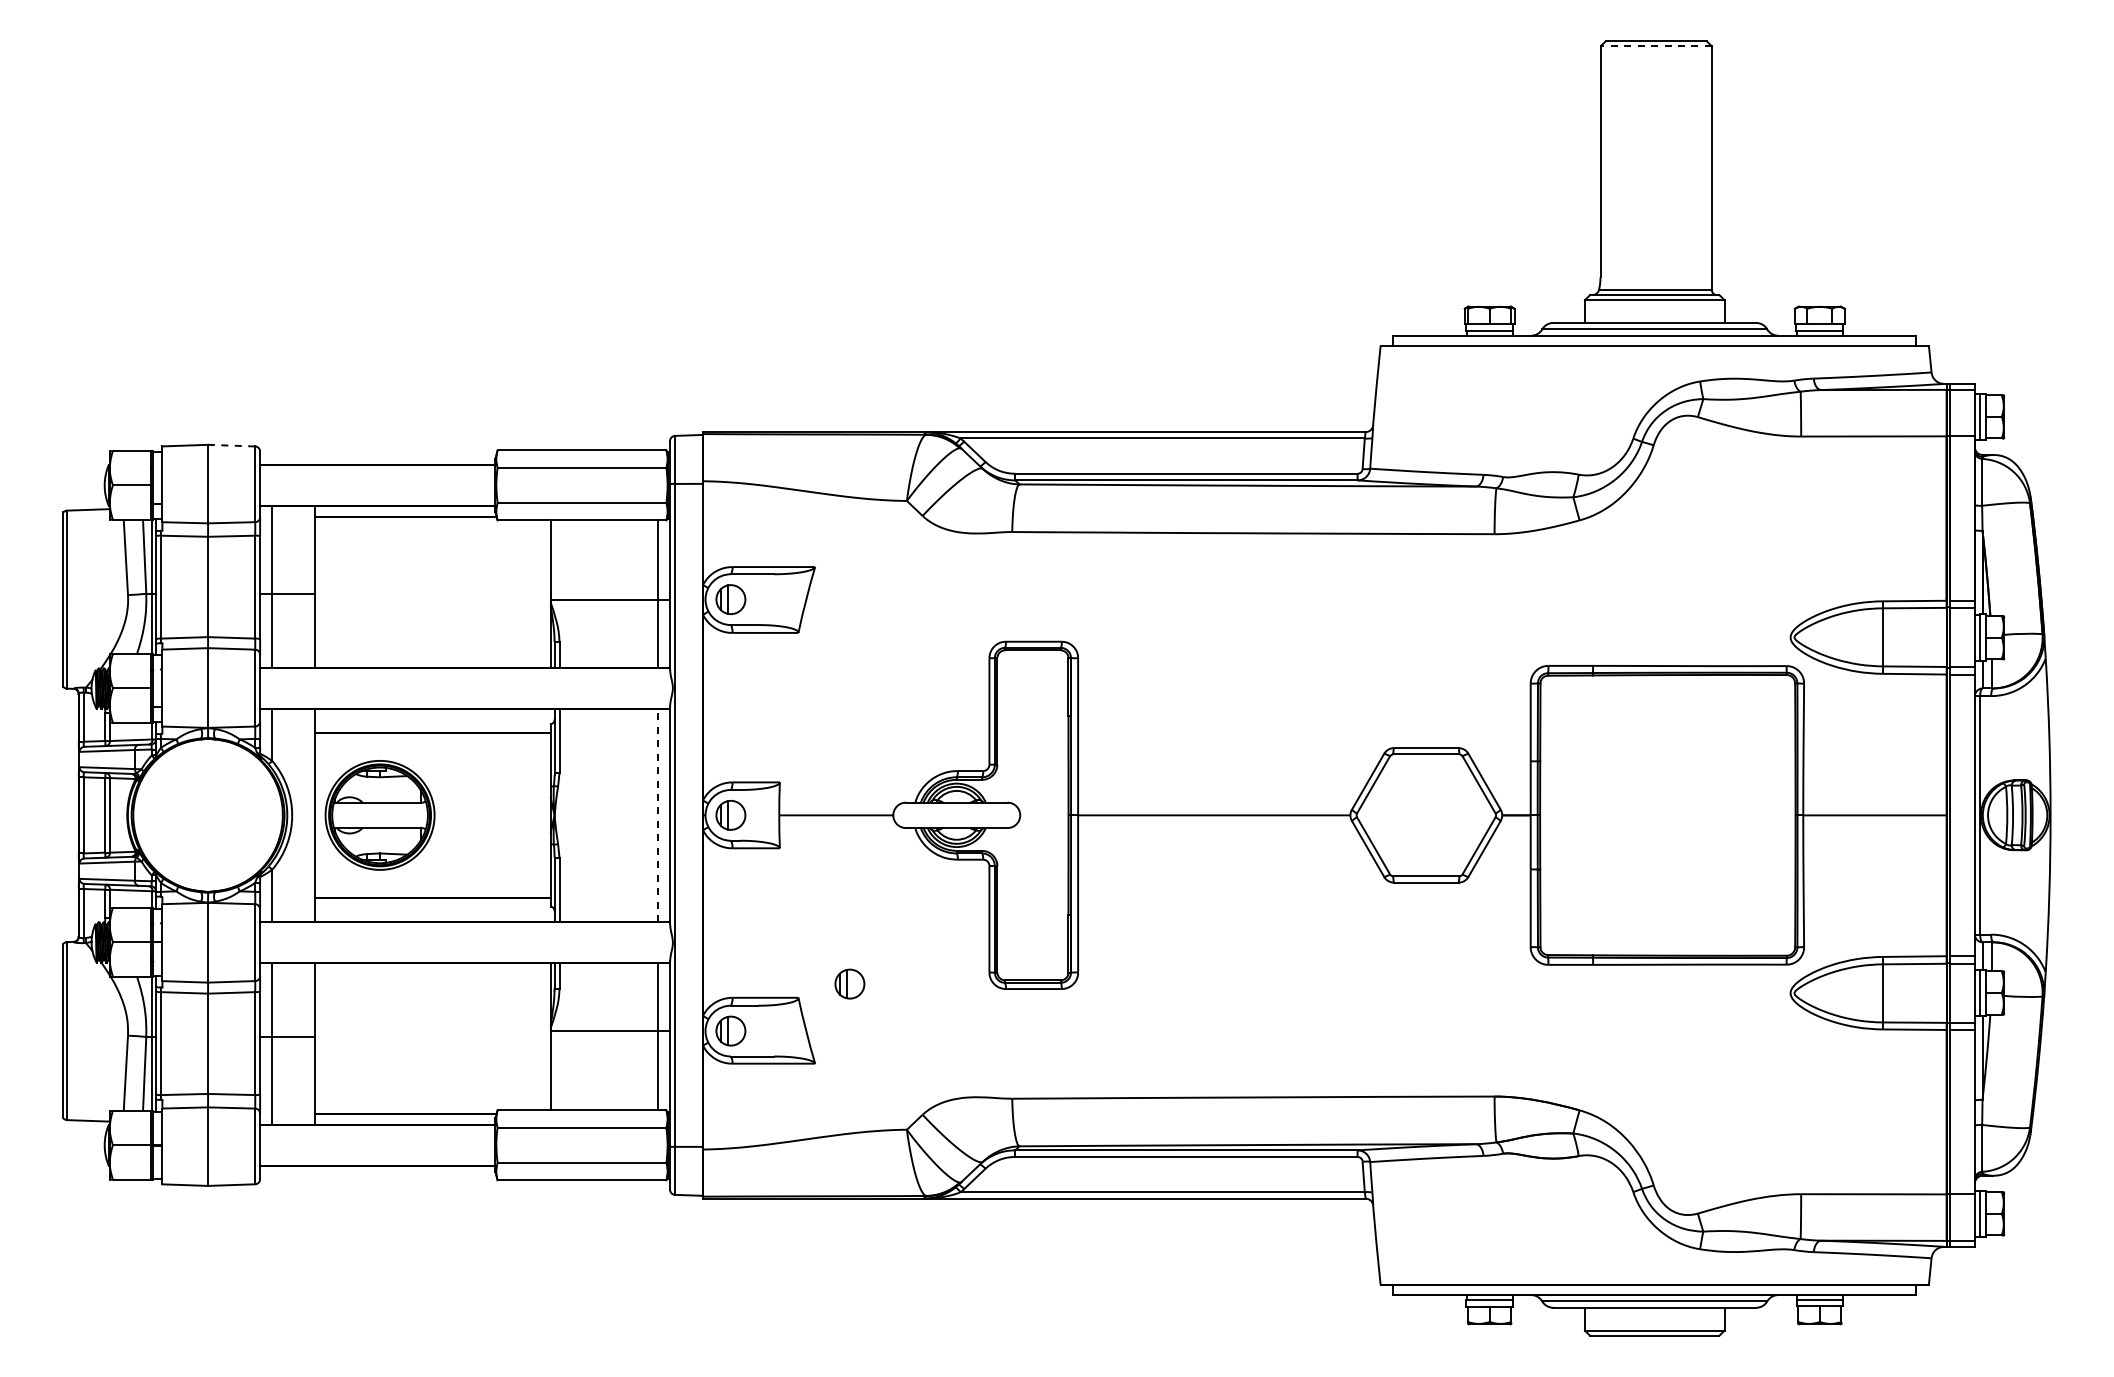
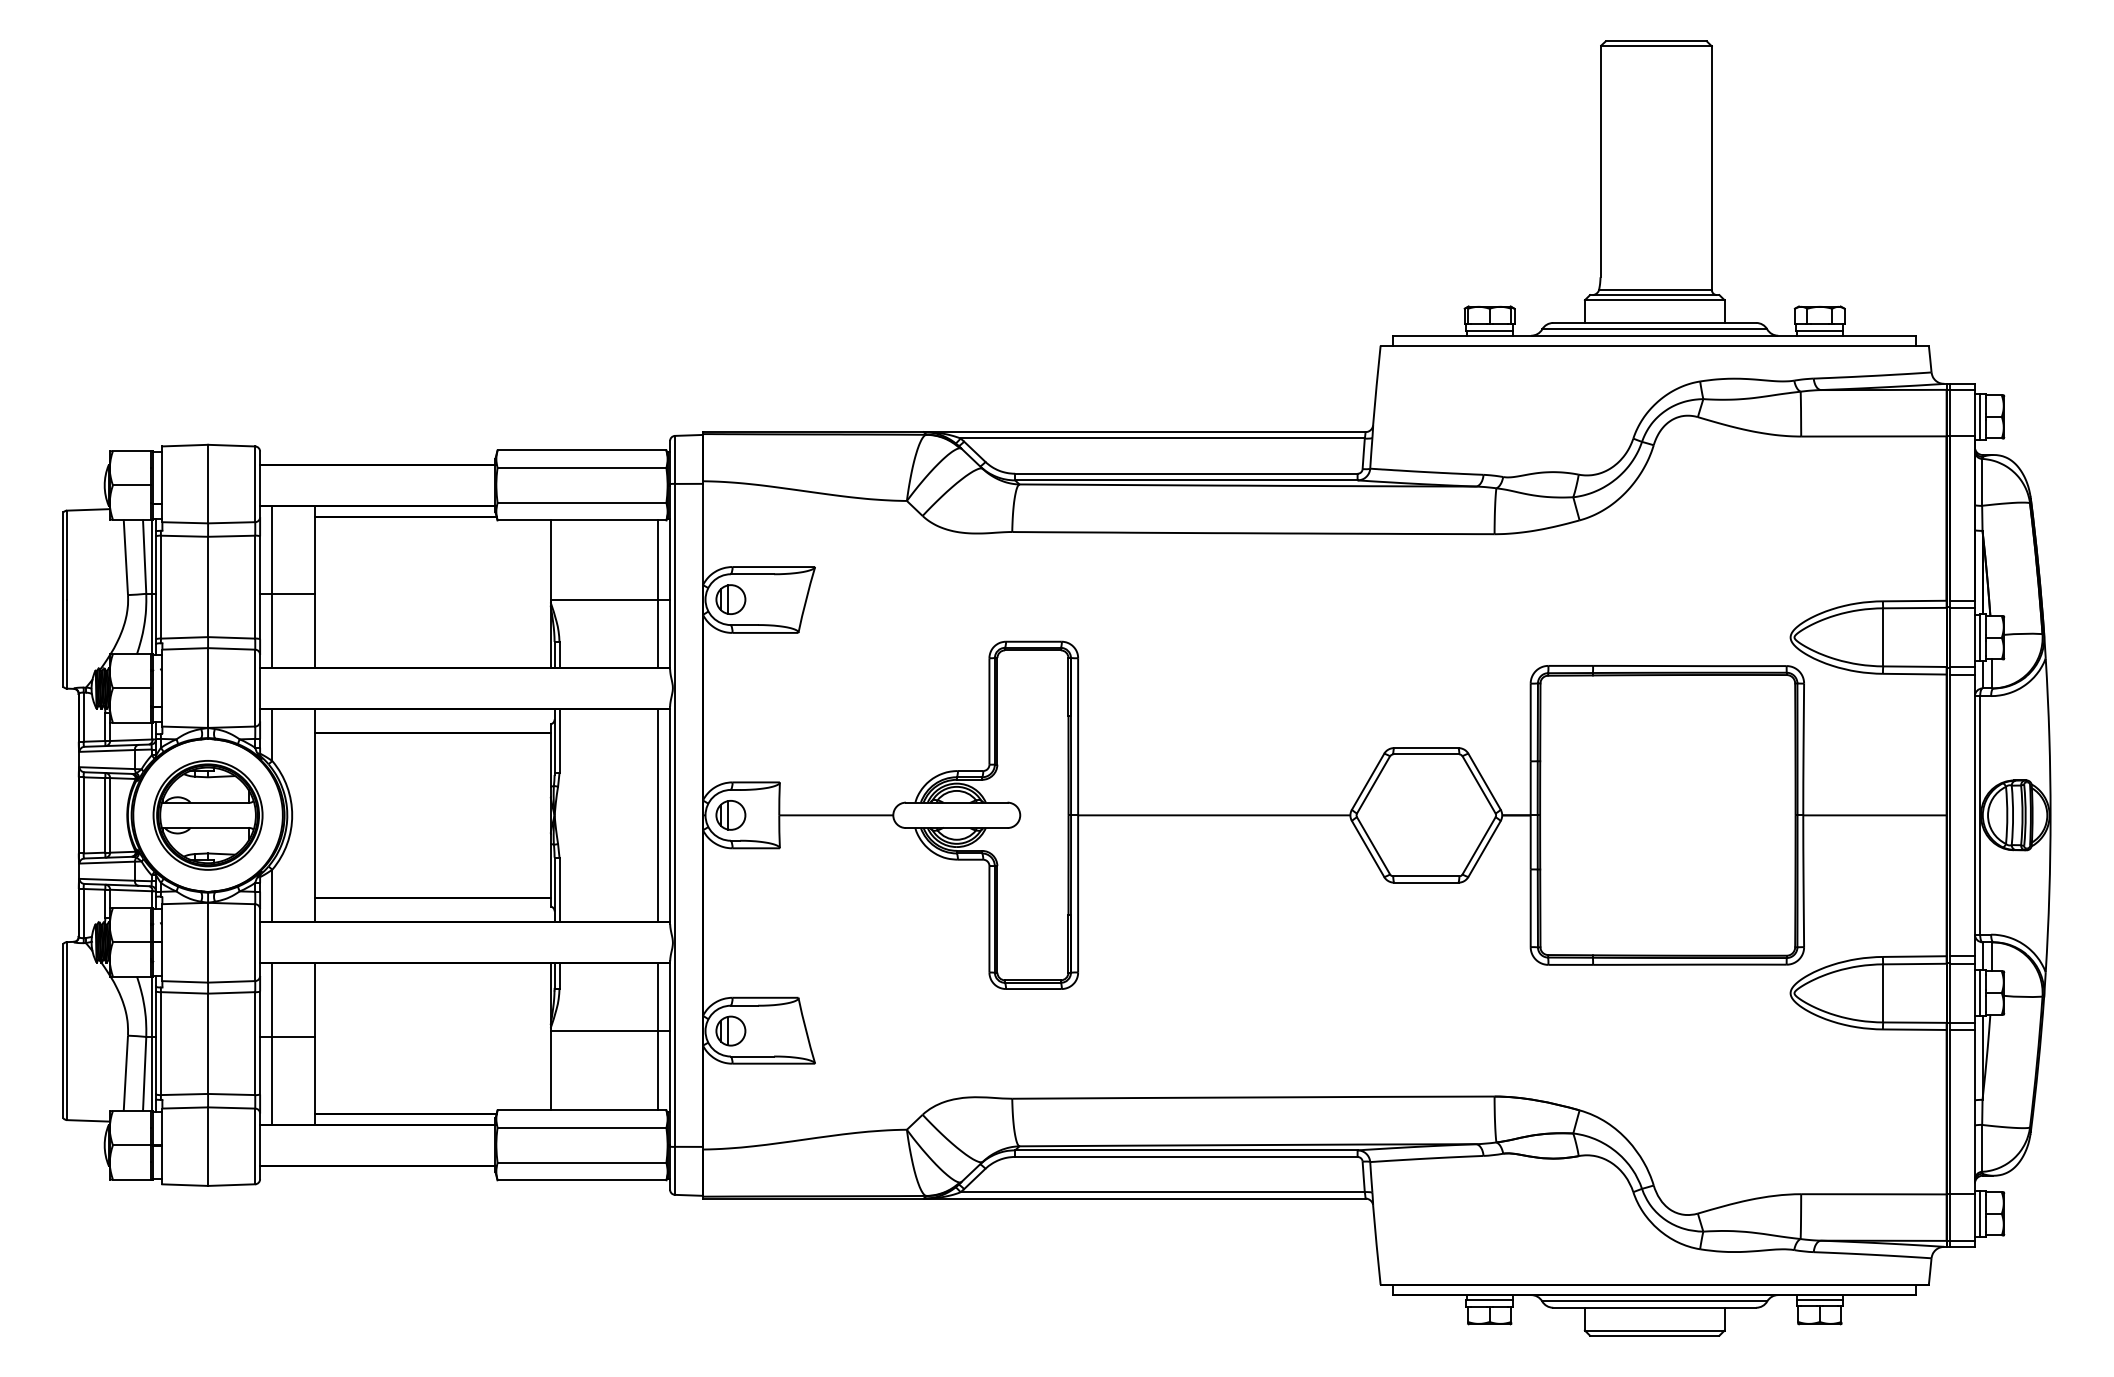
line: dashed -> solid (1656, 46)
line: dashed -> solid (231, 445)
part position: (379, 815) -> (207, 815) (207, 815)
line: dashed -> solid (657, 815)
part: present -> none (849, 983)
